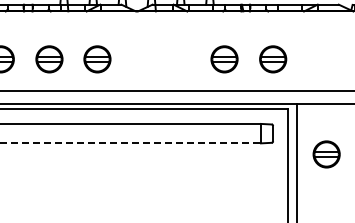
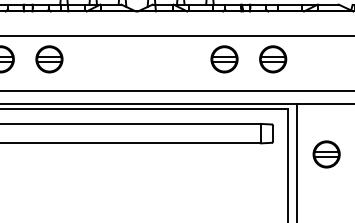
line: none -> present (176, 35)
part: present -> none (97, 59)
line: dashed -> solid (131, 143)
